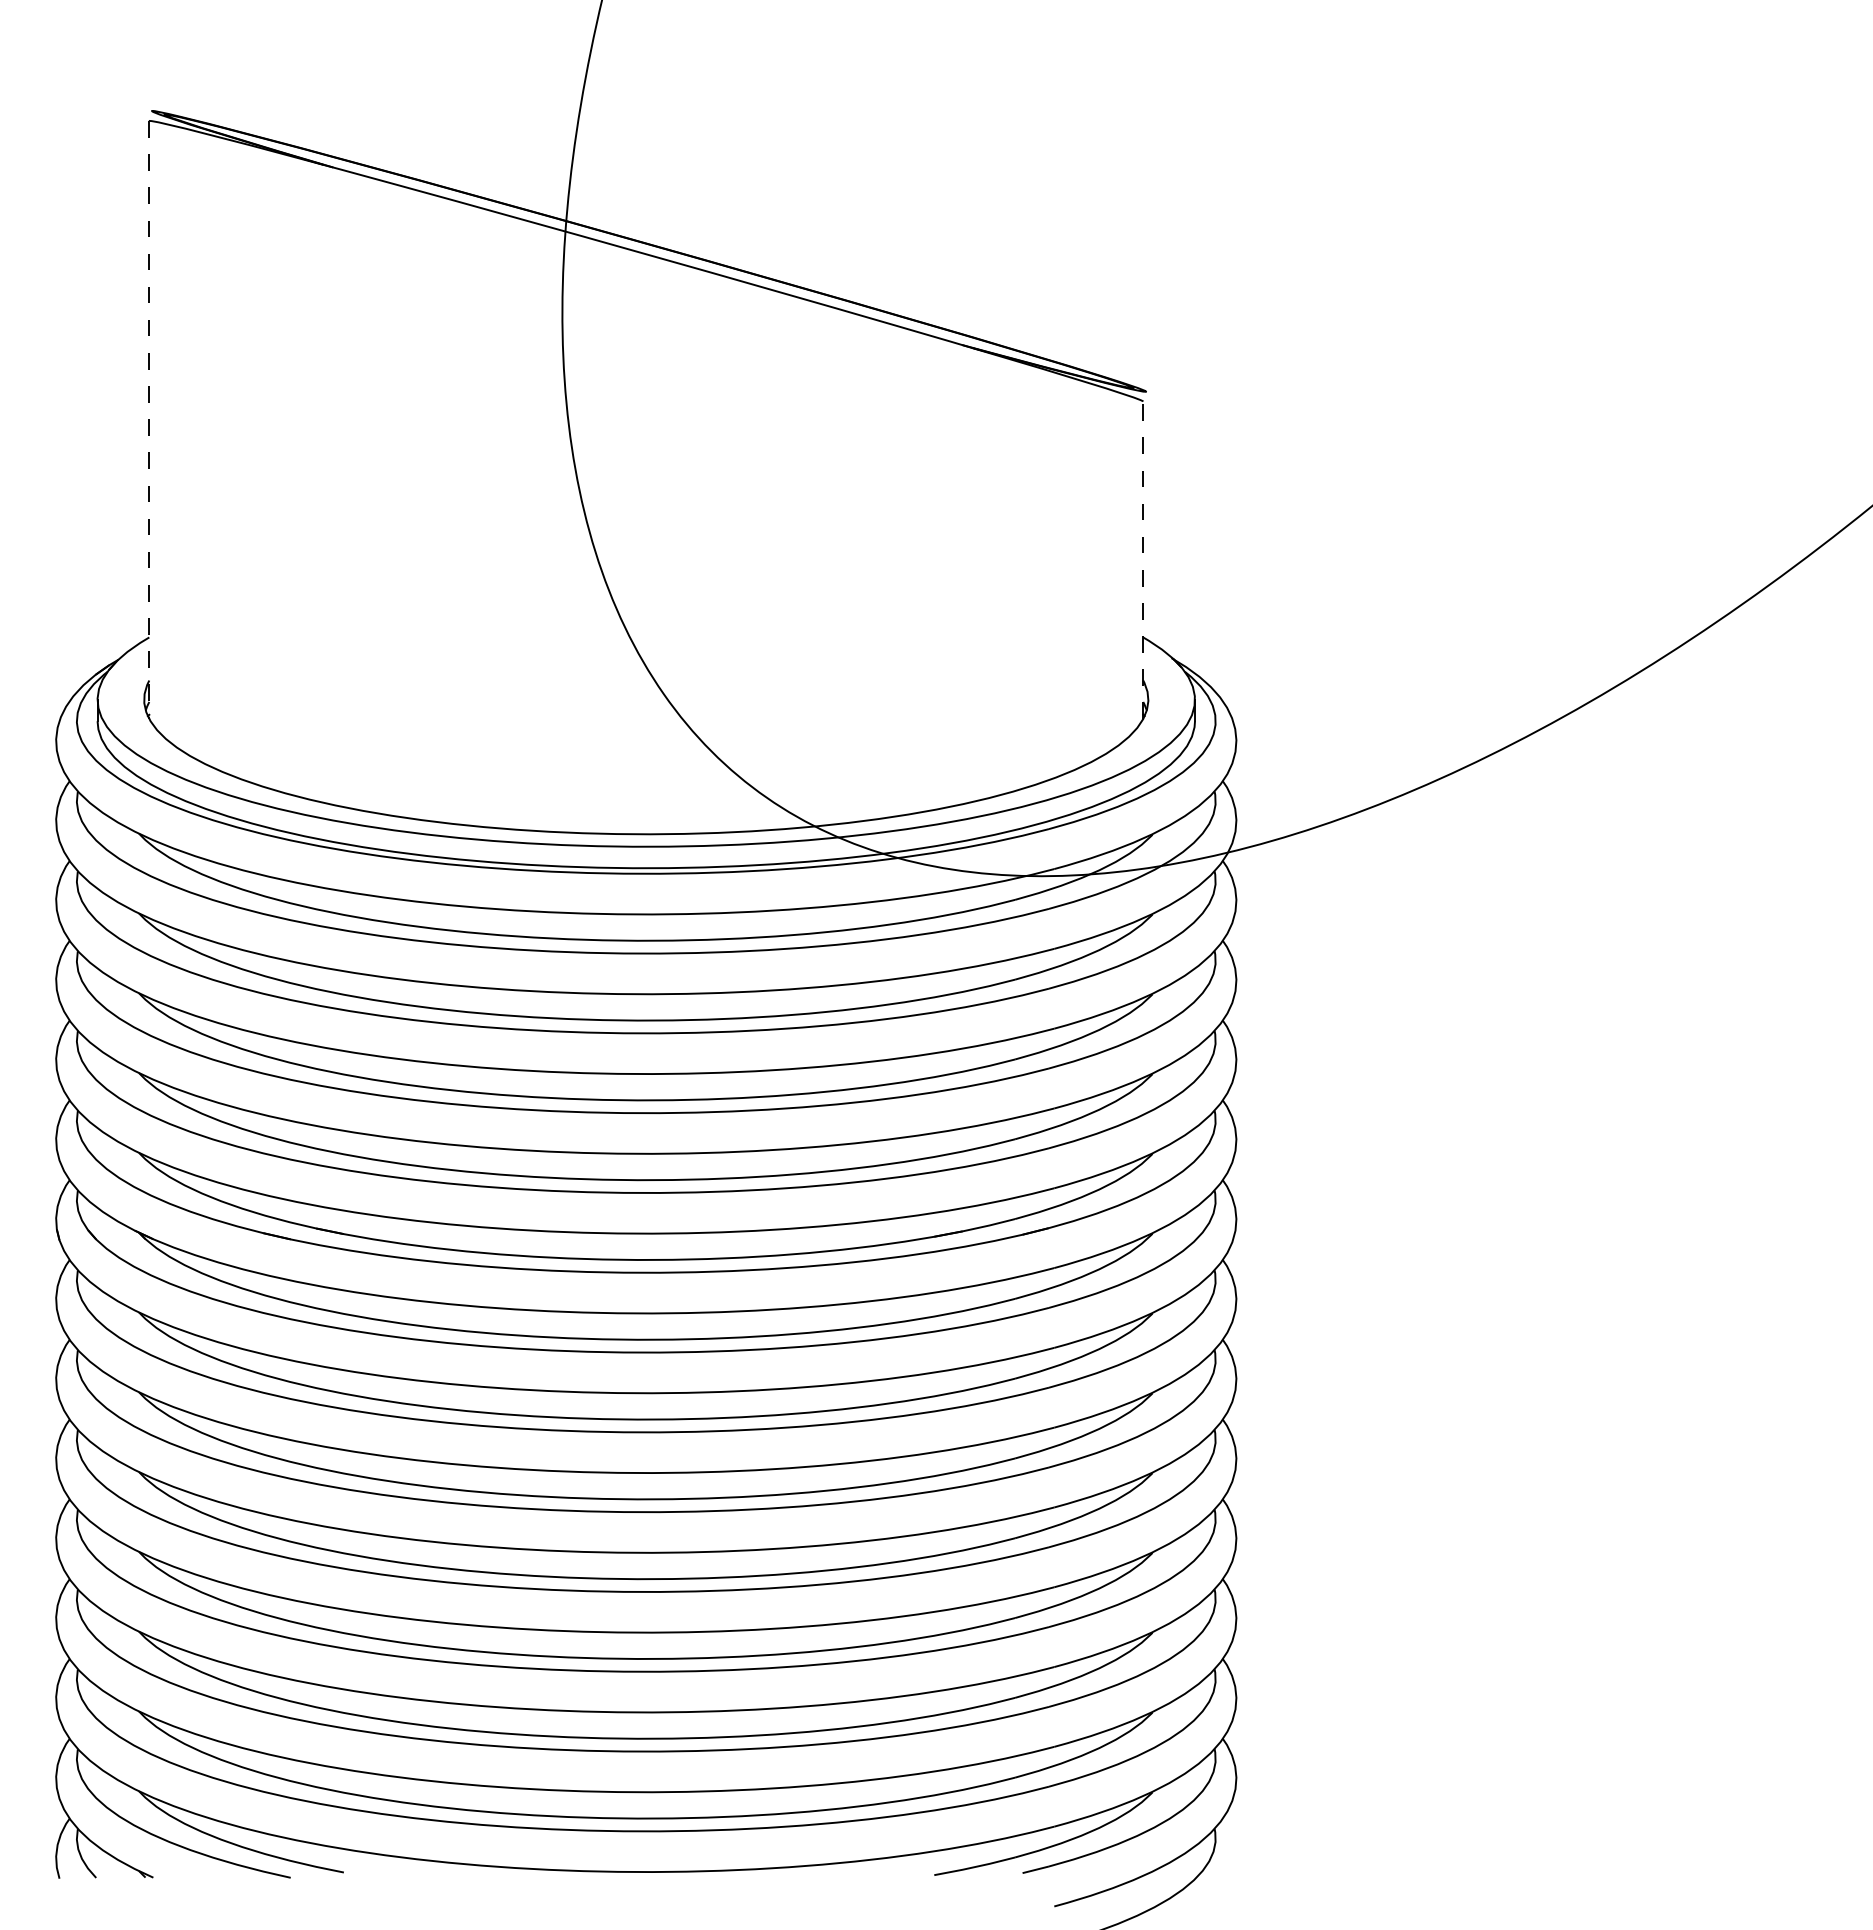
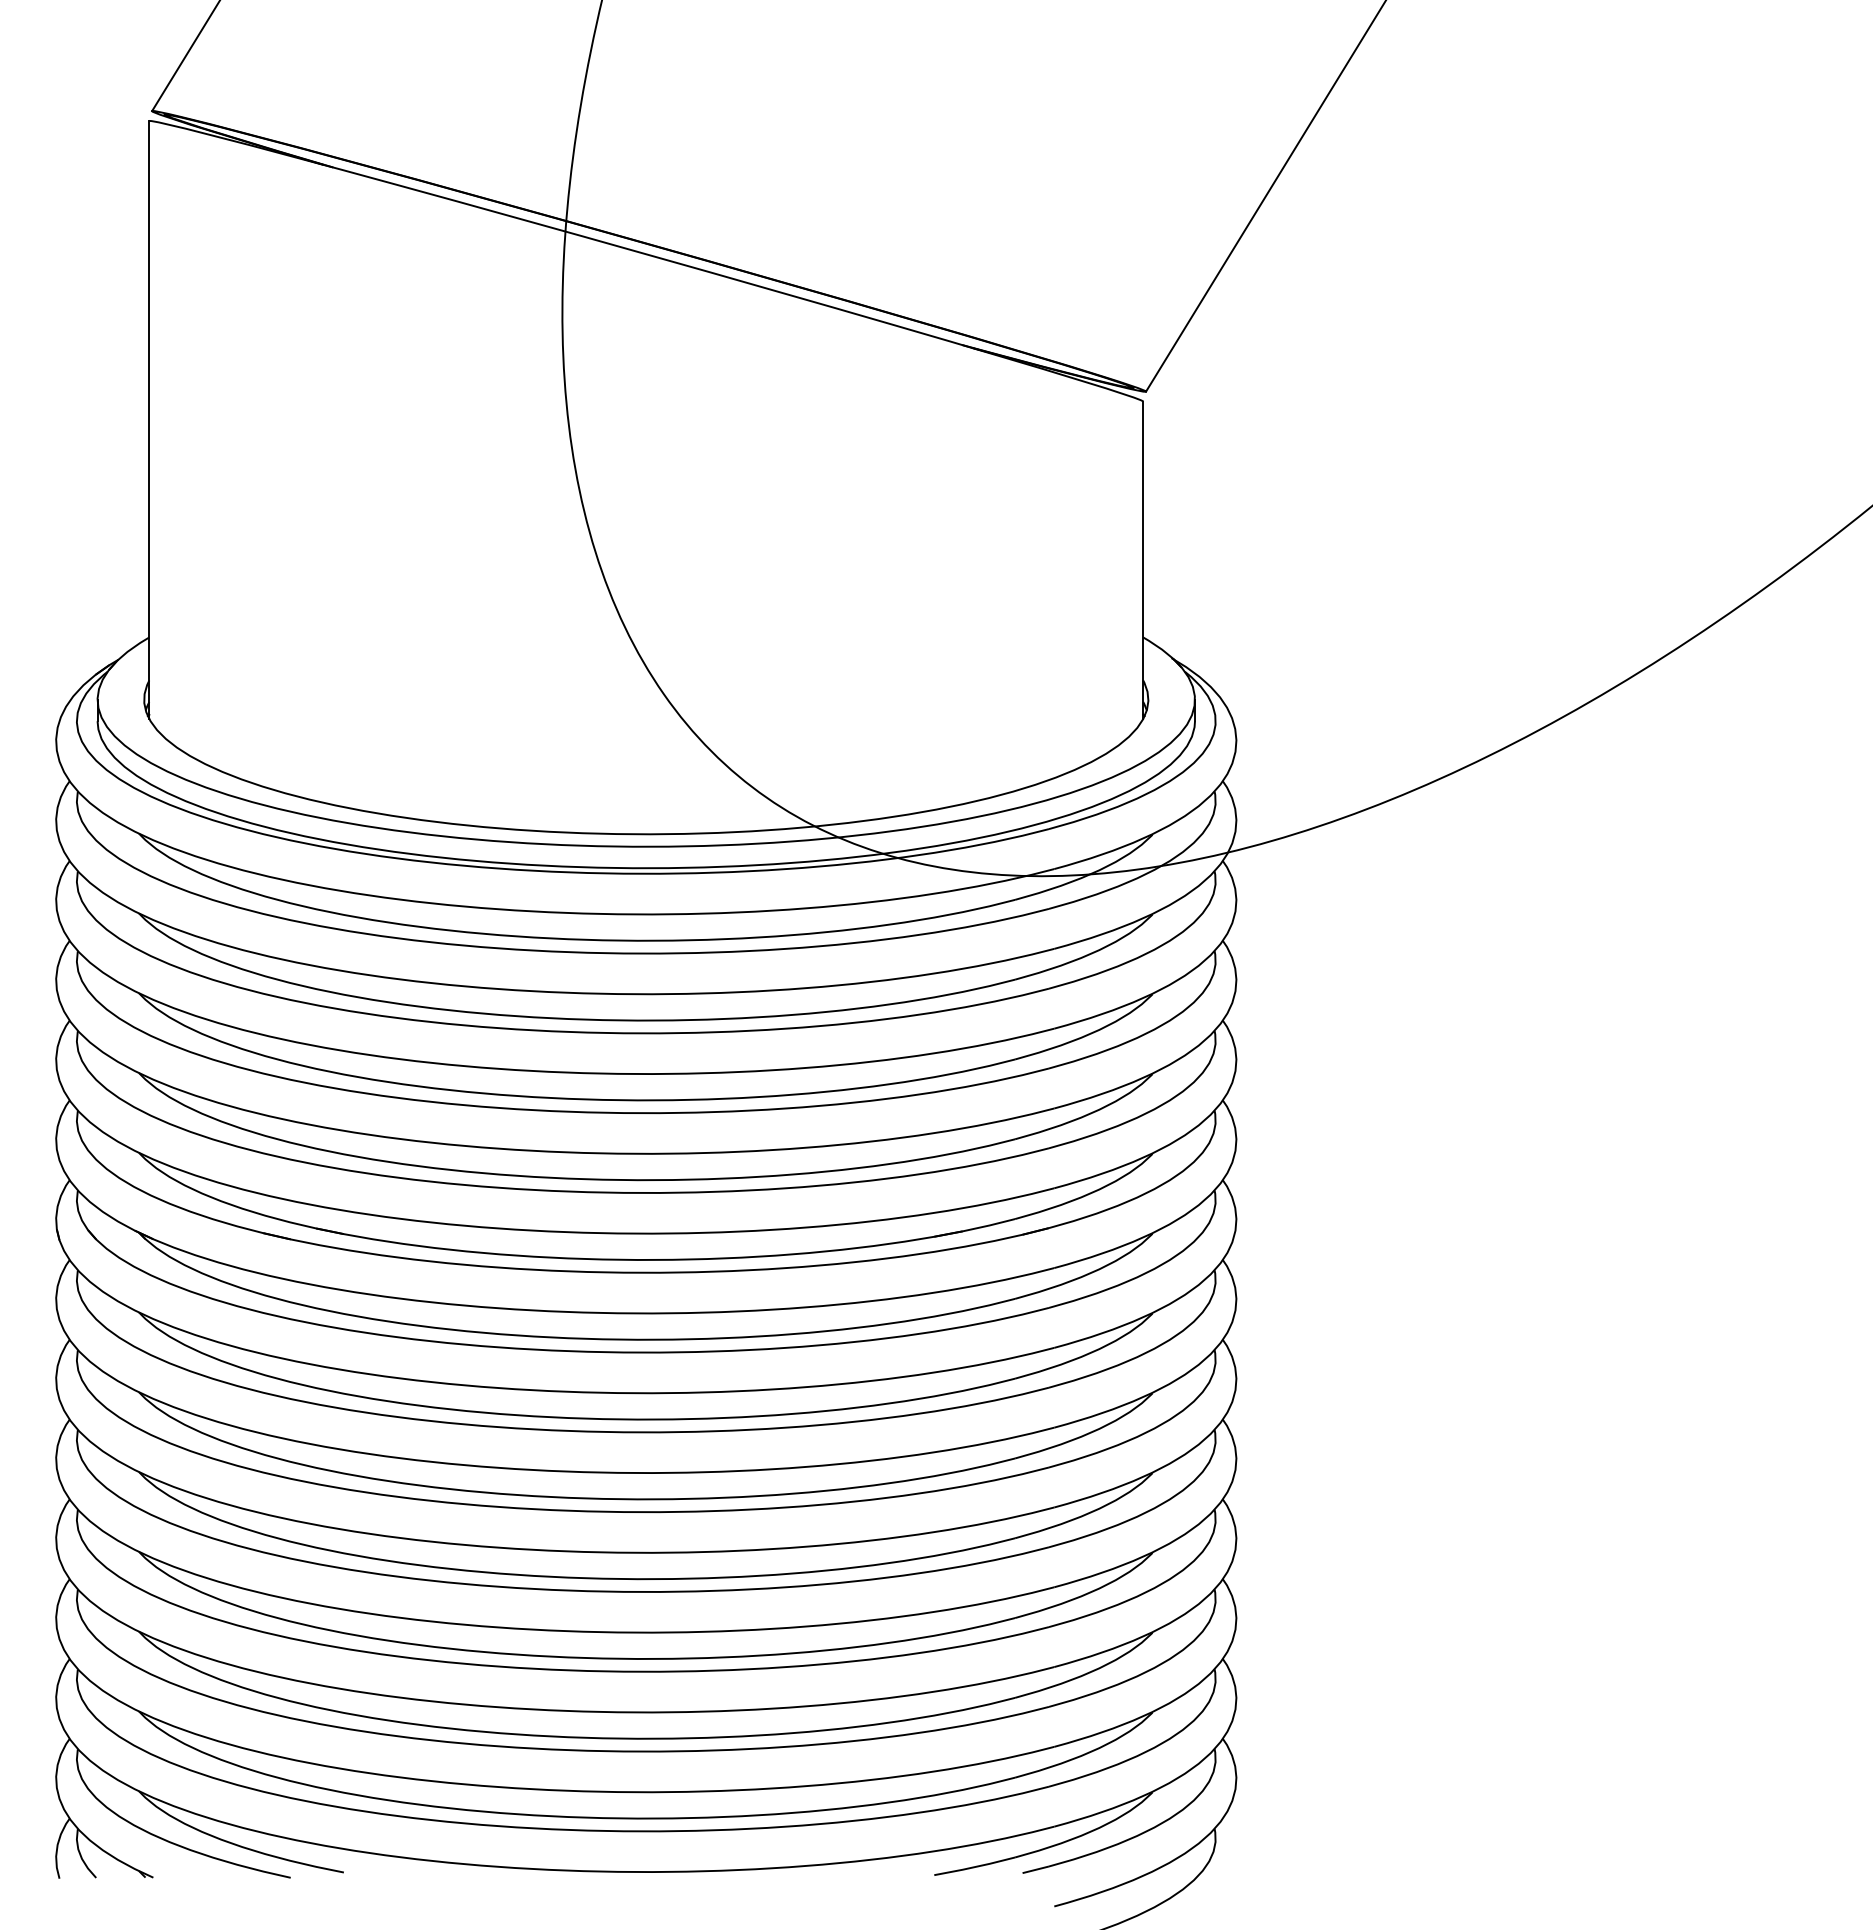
line: none -> present (185, 56)
line: none -> present (1265, 196)
line: dashed -> solid (149, 420)
line: dashed -> solid (1143, 560)
